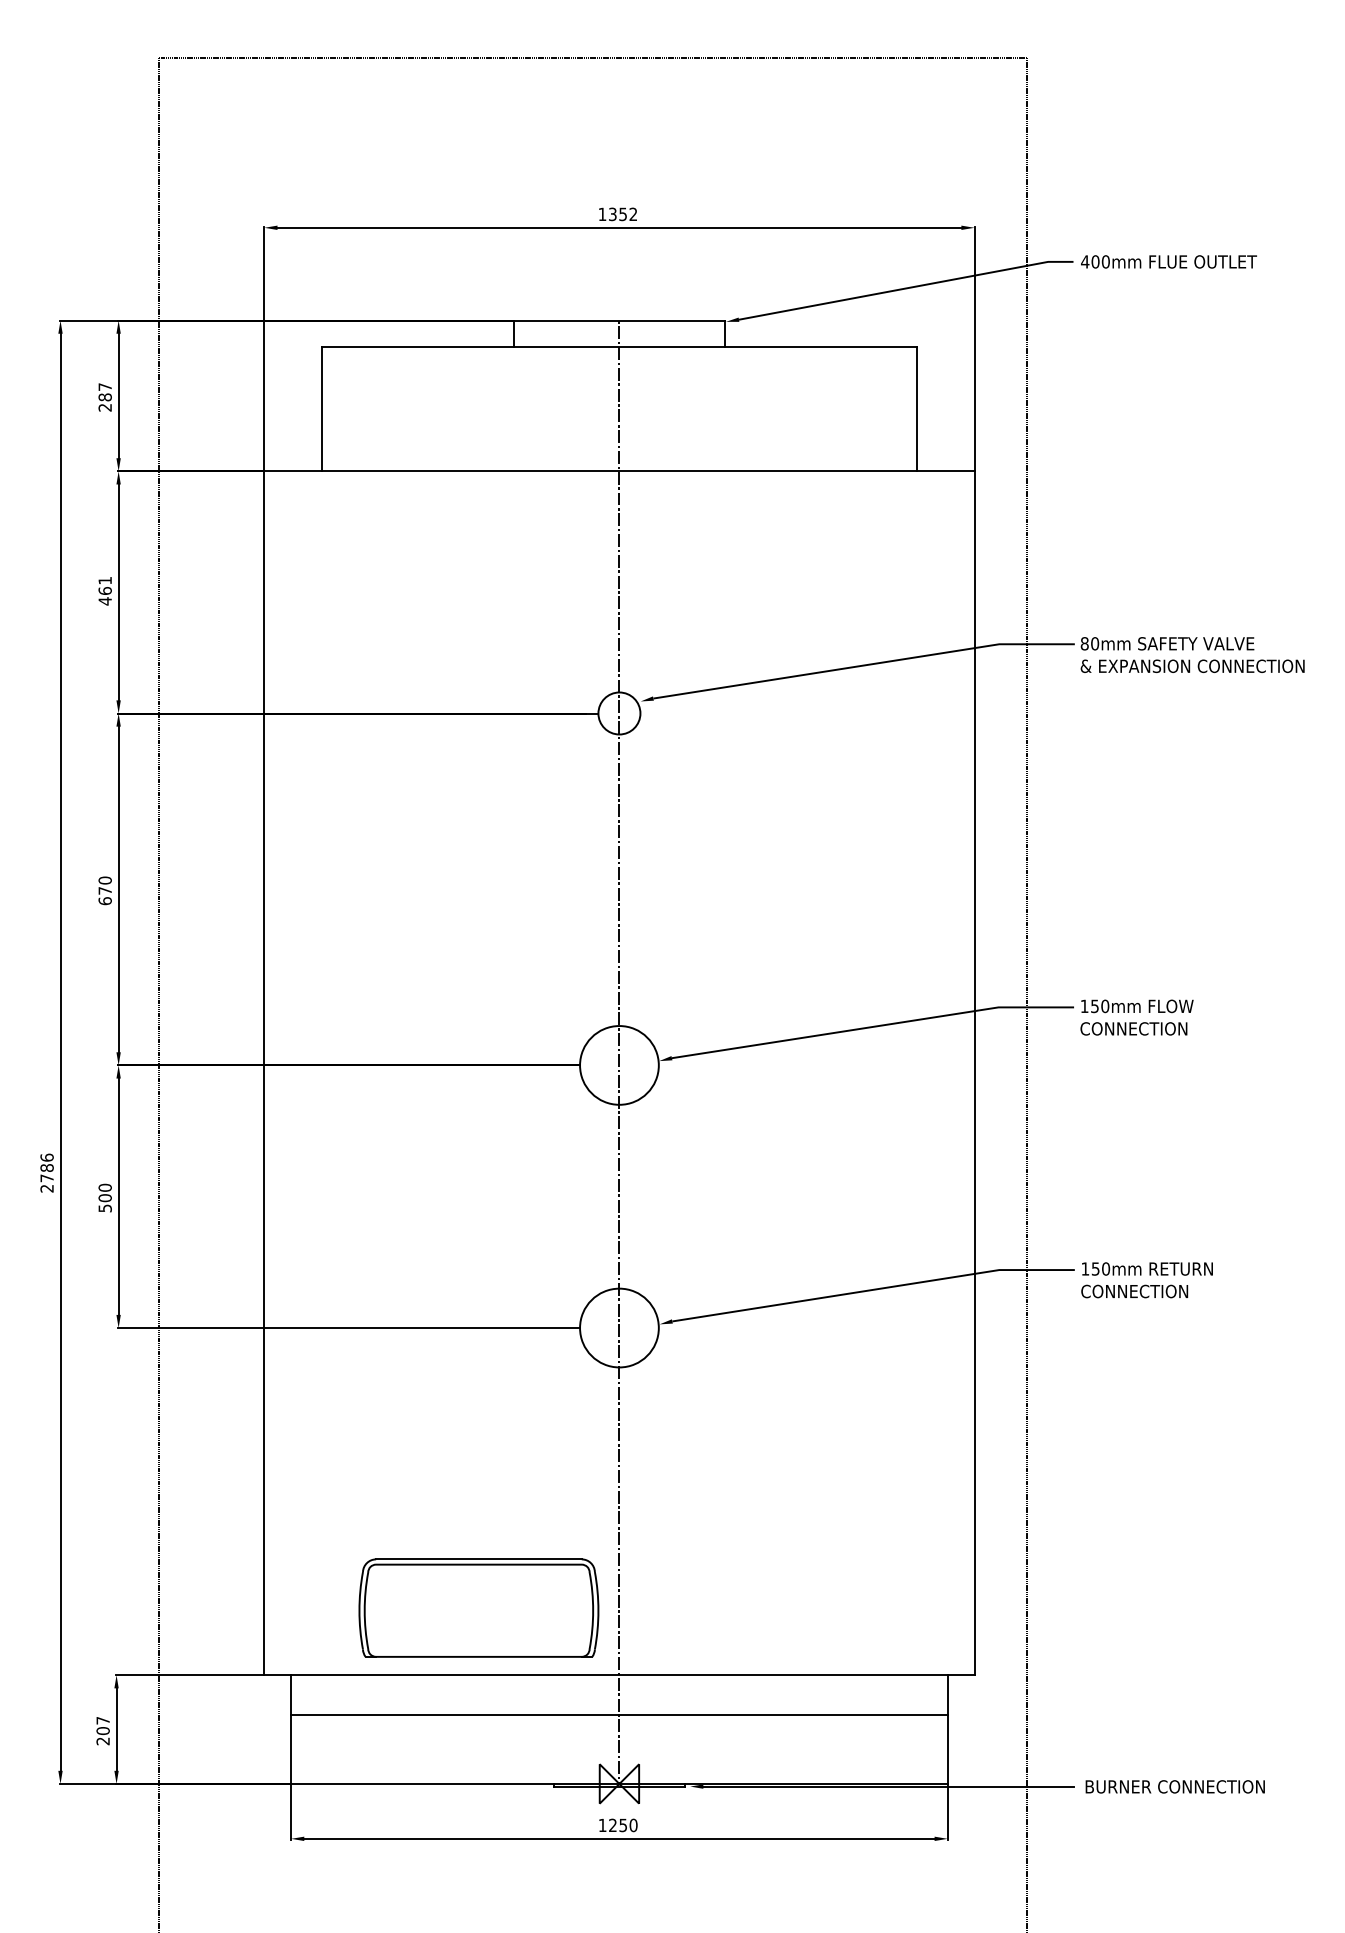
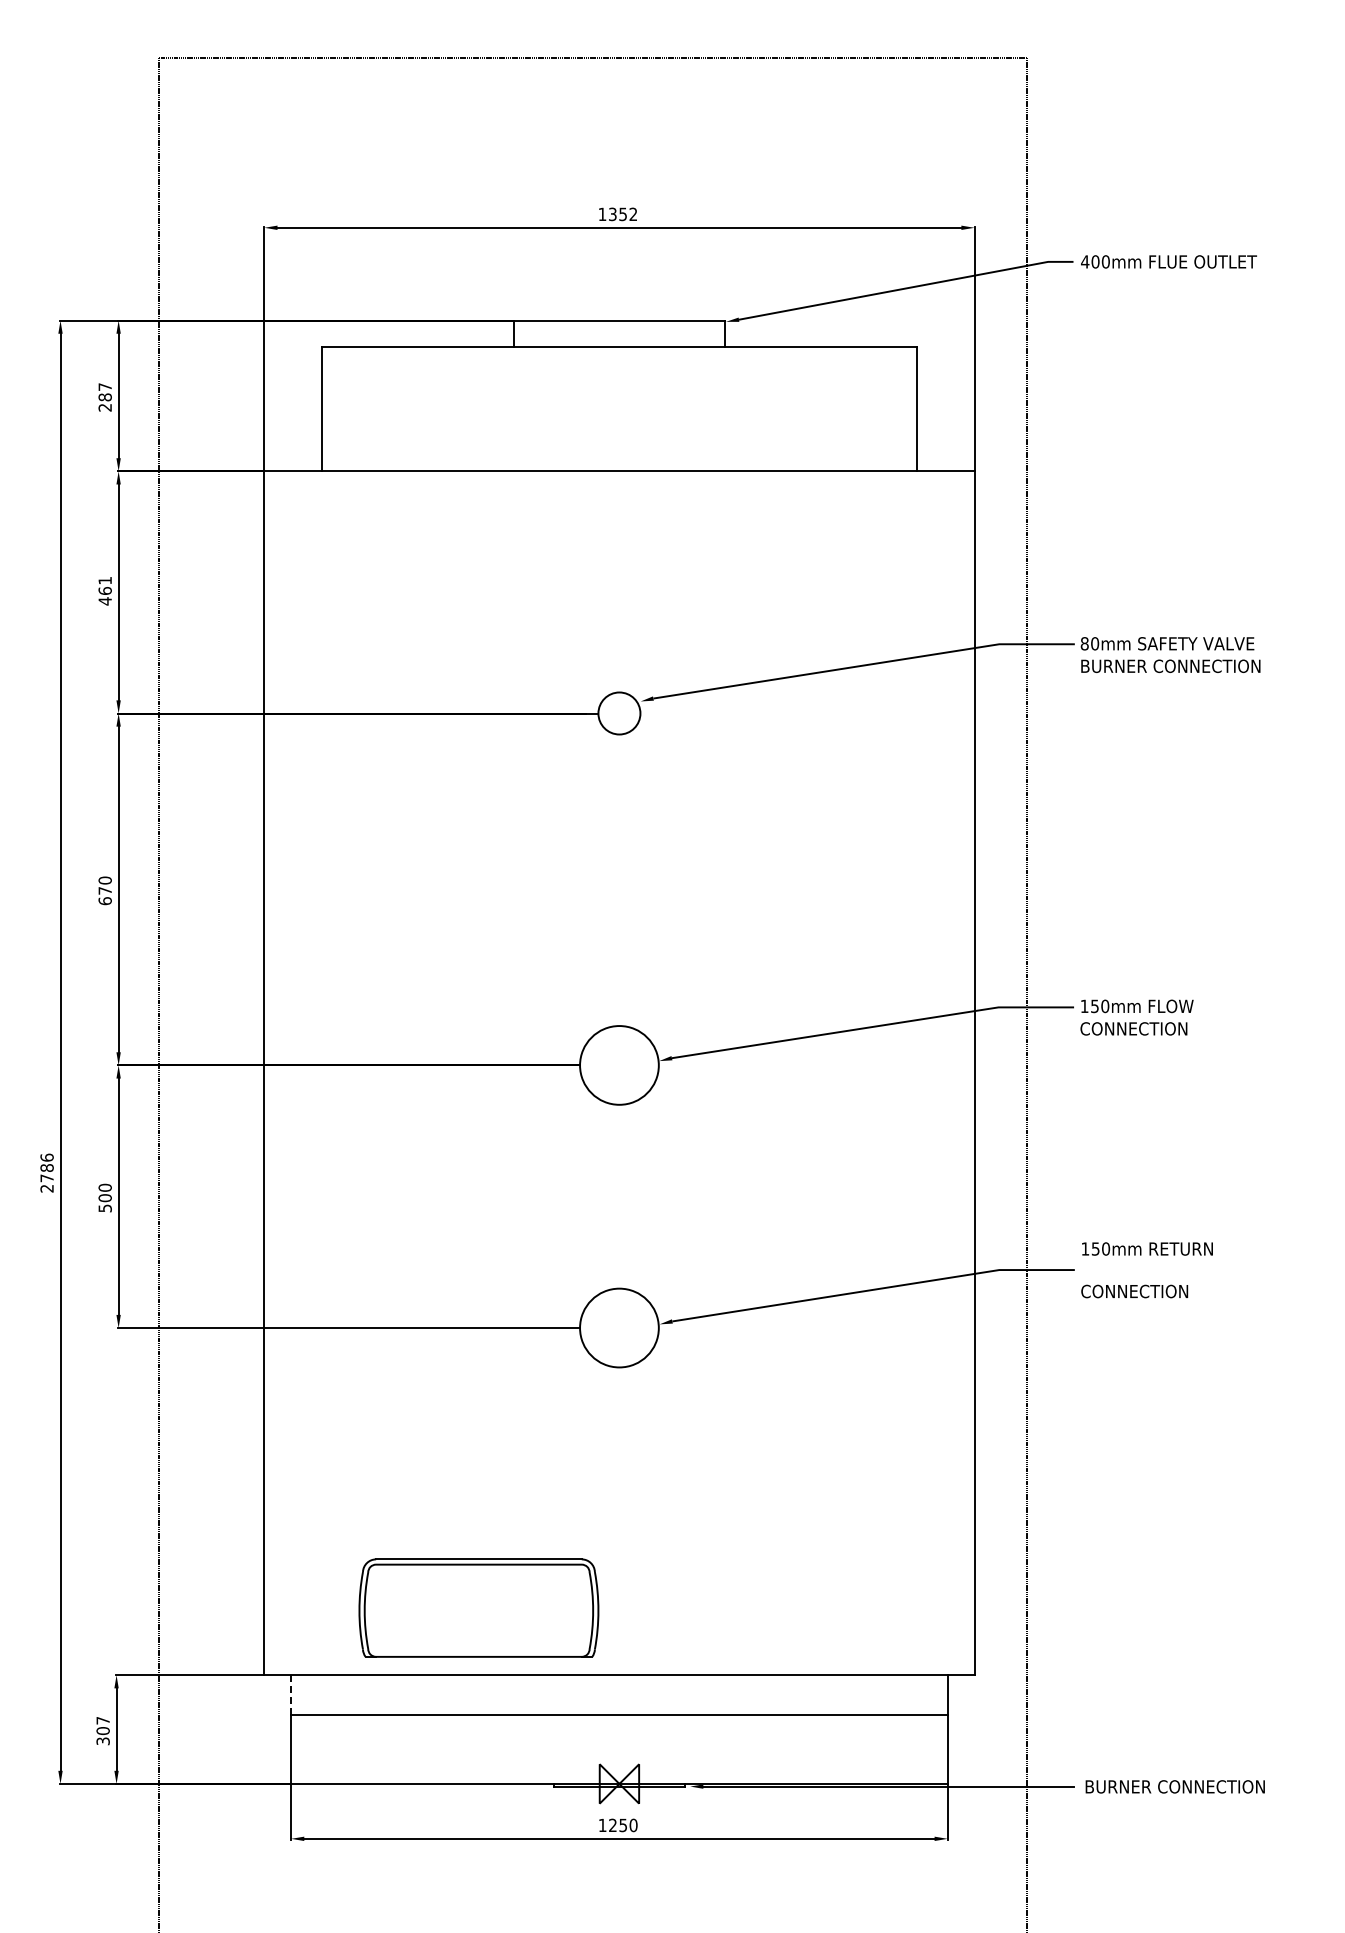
text: & EXPANSION CONNECTION -> BURNER CONNECTION (1192, 666)
line: present -> none (619, 1051)
text position: (1147, 1268) -> (1147, 1248) (1147, 1248)
line: solid -> dashed (291, 1694)
text: 207 -> 307 (102, 1741)
